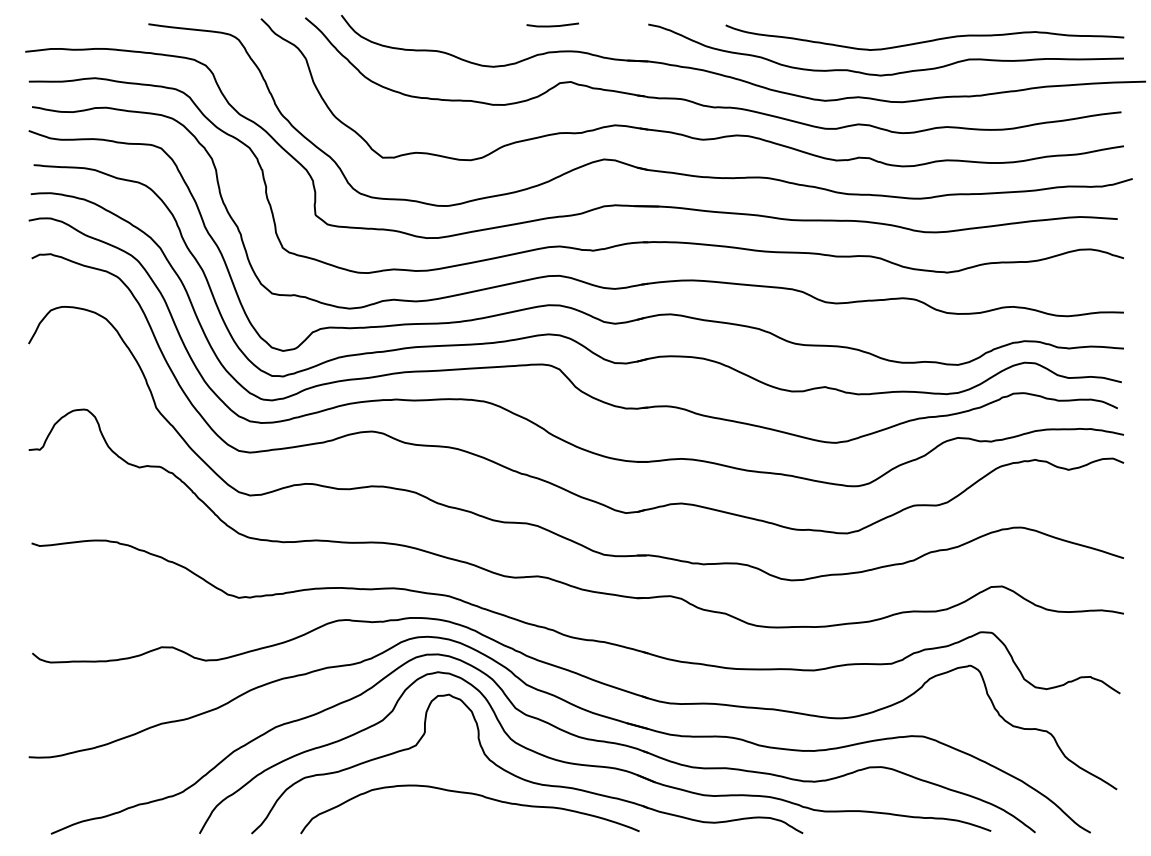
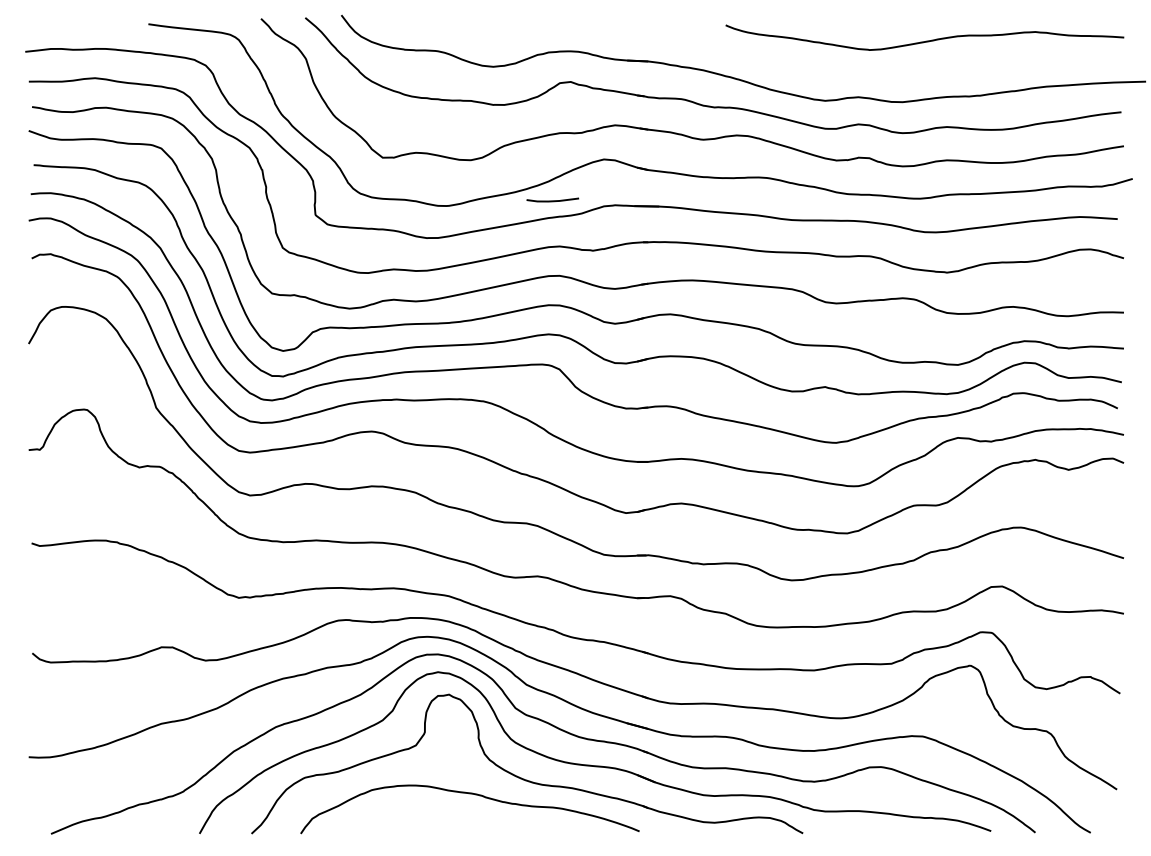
line position: (552, 25) -> (552, 200) (552, 200)
curve: present -> none (889, 73)
